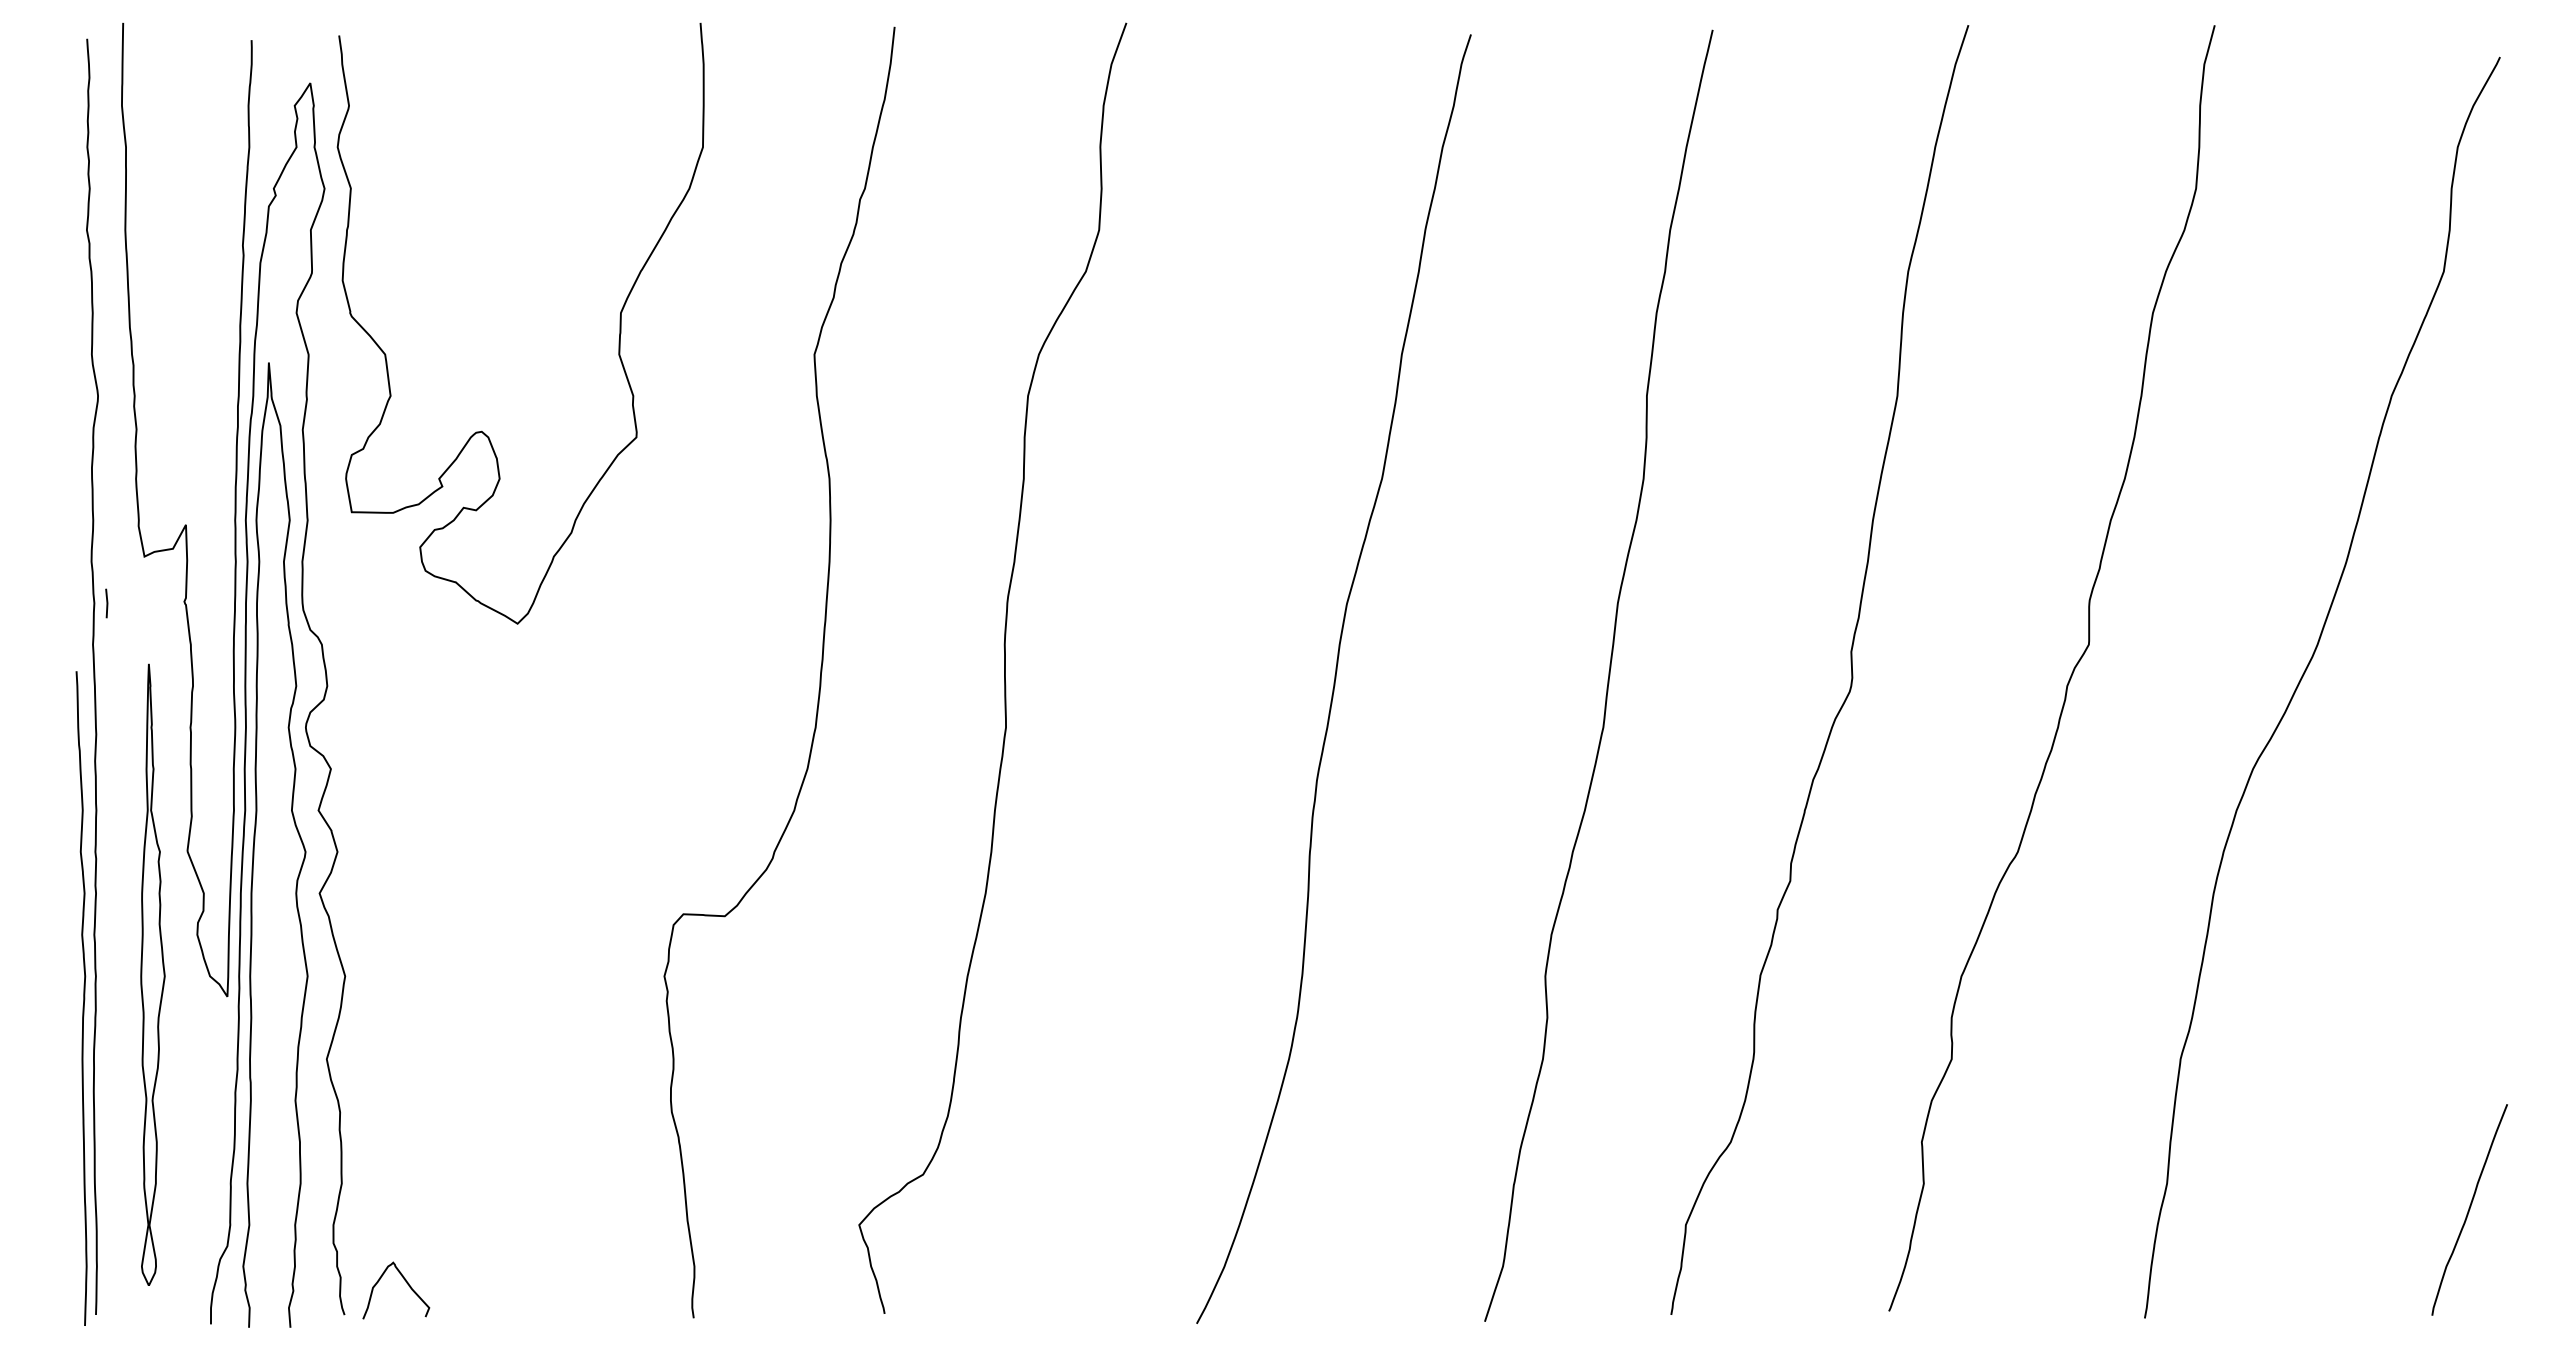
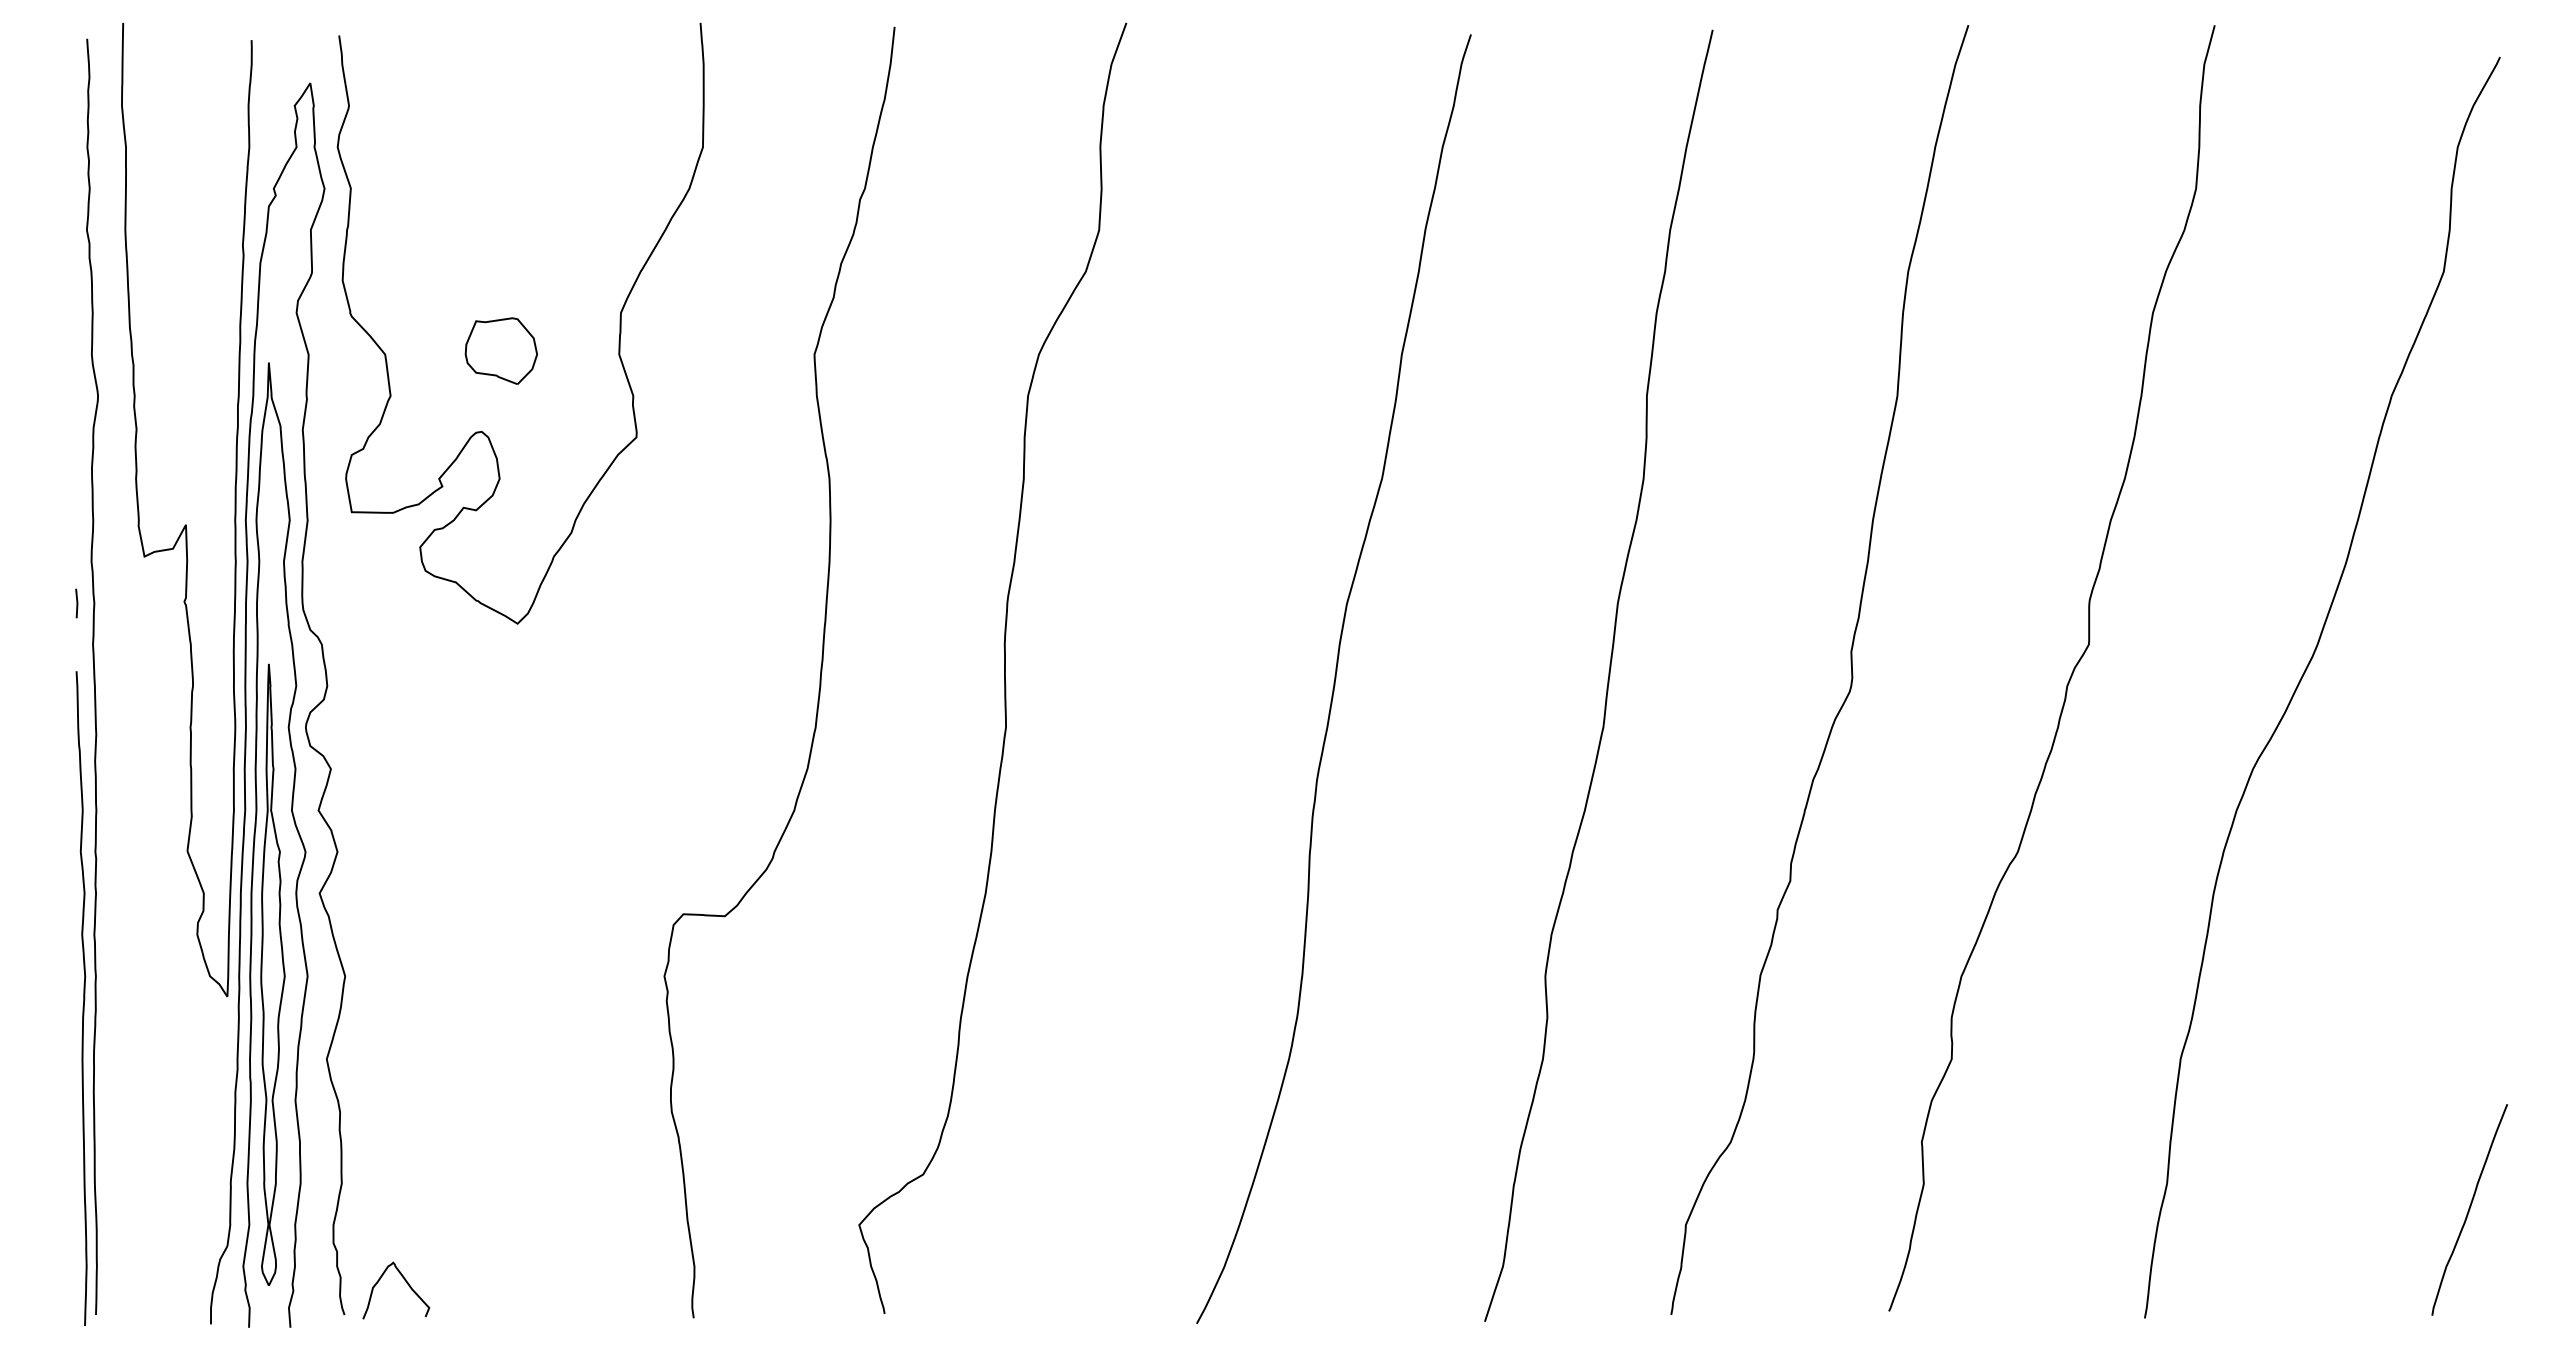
part: none -> present (501, 350)
line position: (106, 603) -> (76, 603) (76, 603)
part position: (152, 974) -> (272, 974) (272, 974)
